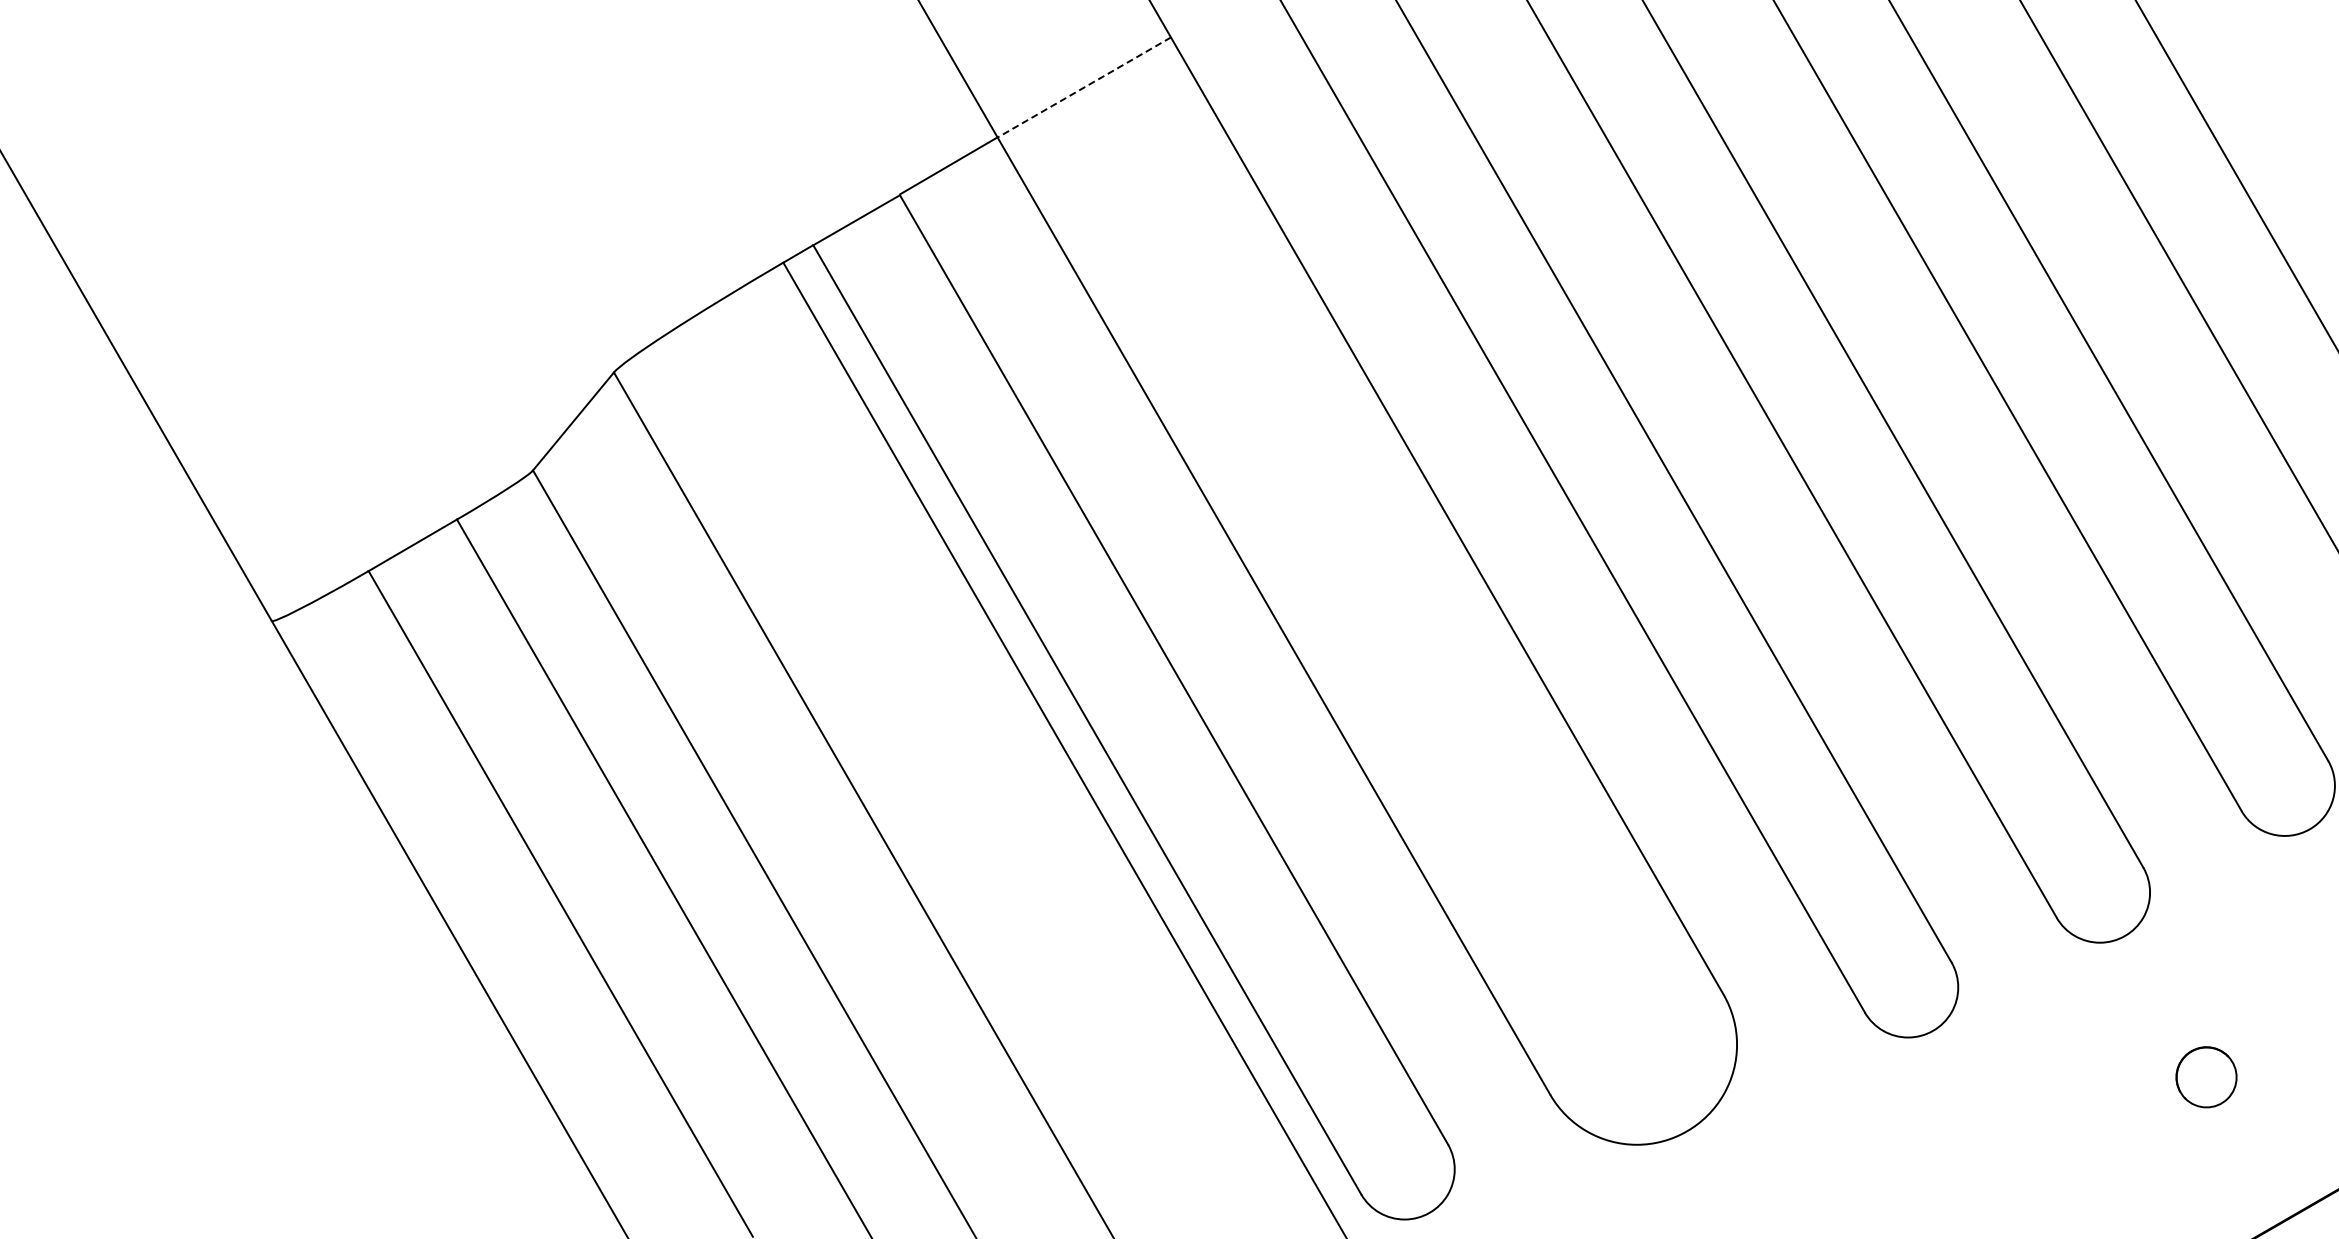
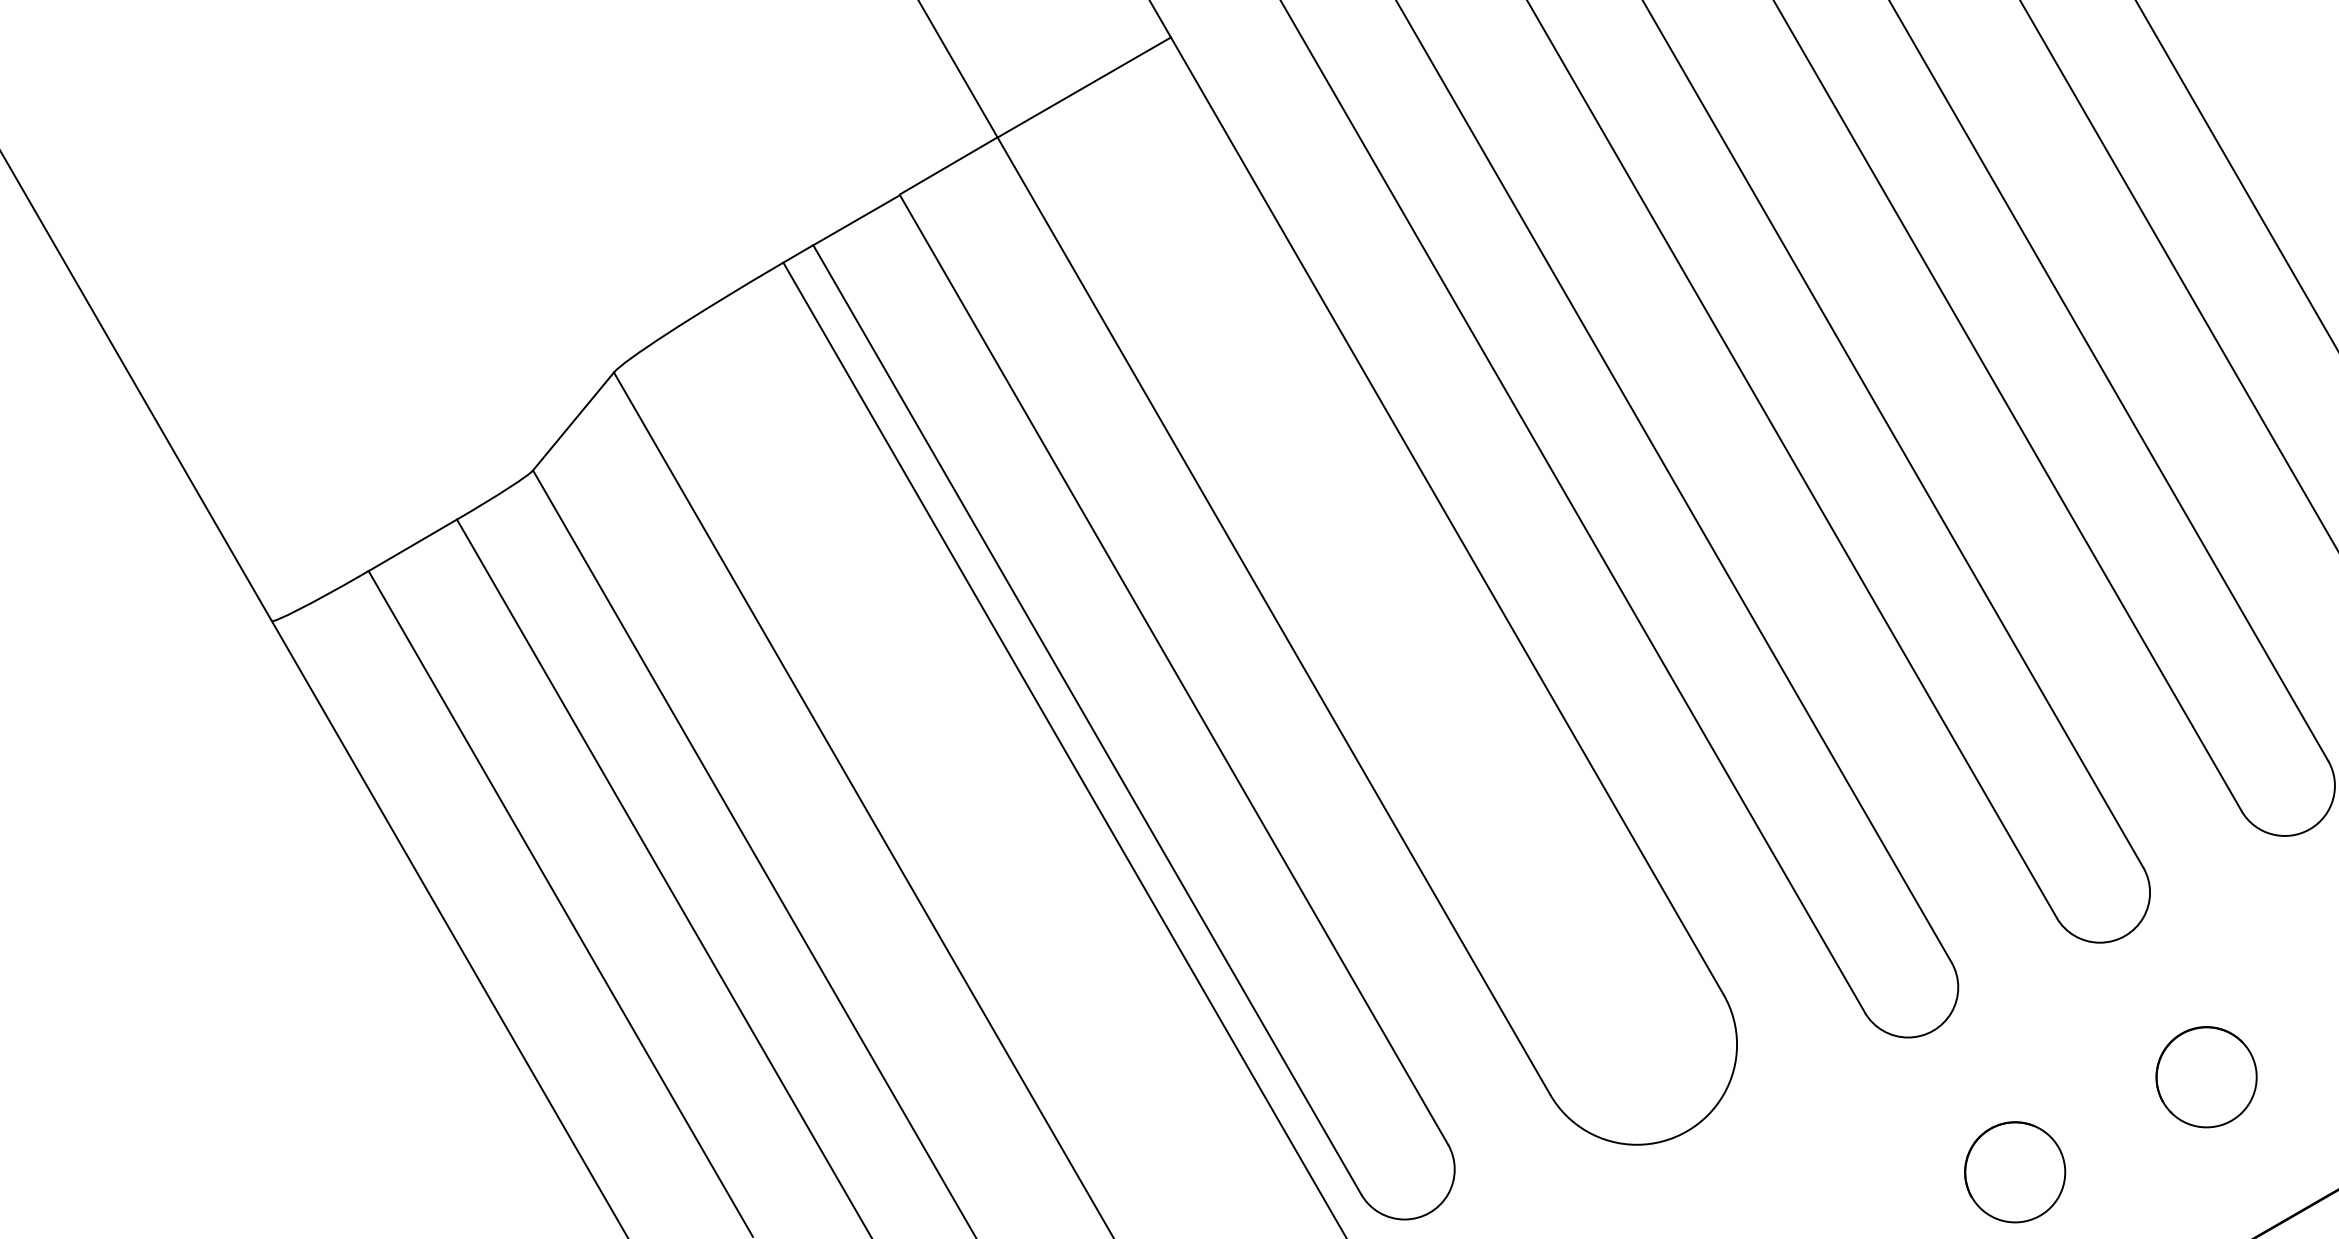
line: dashed -> solid (1083, 87)
part size: 63x63 px -> 103x103 px (2206, 1077)
part: none -> present (2015, 1172)
